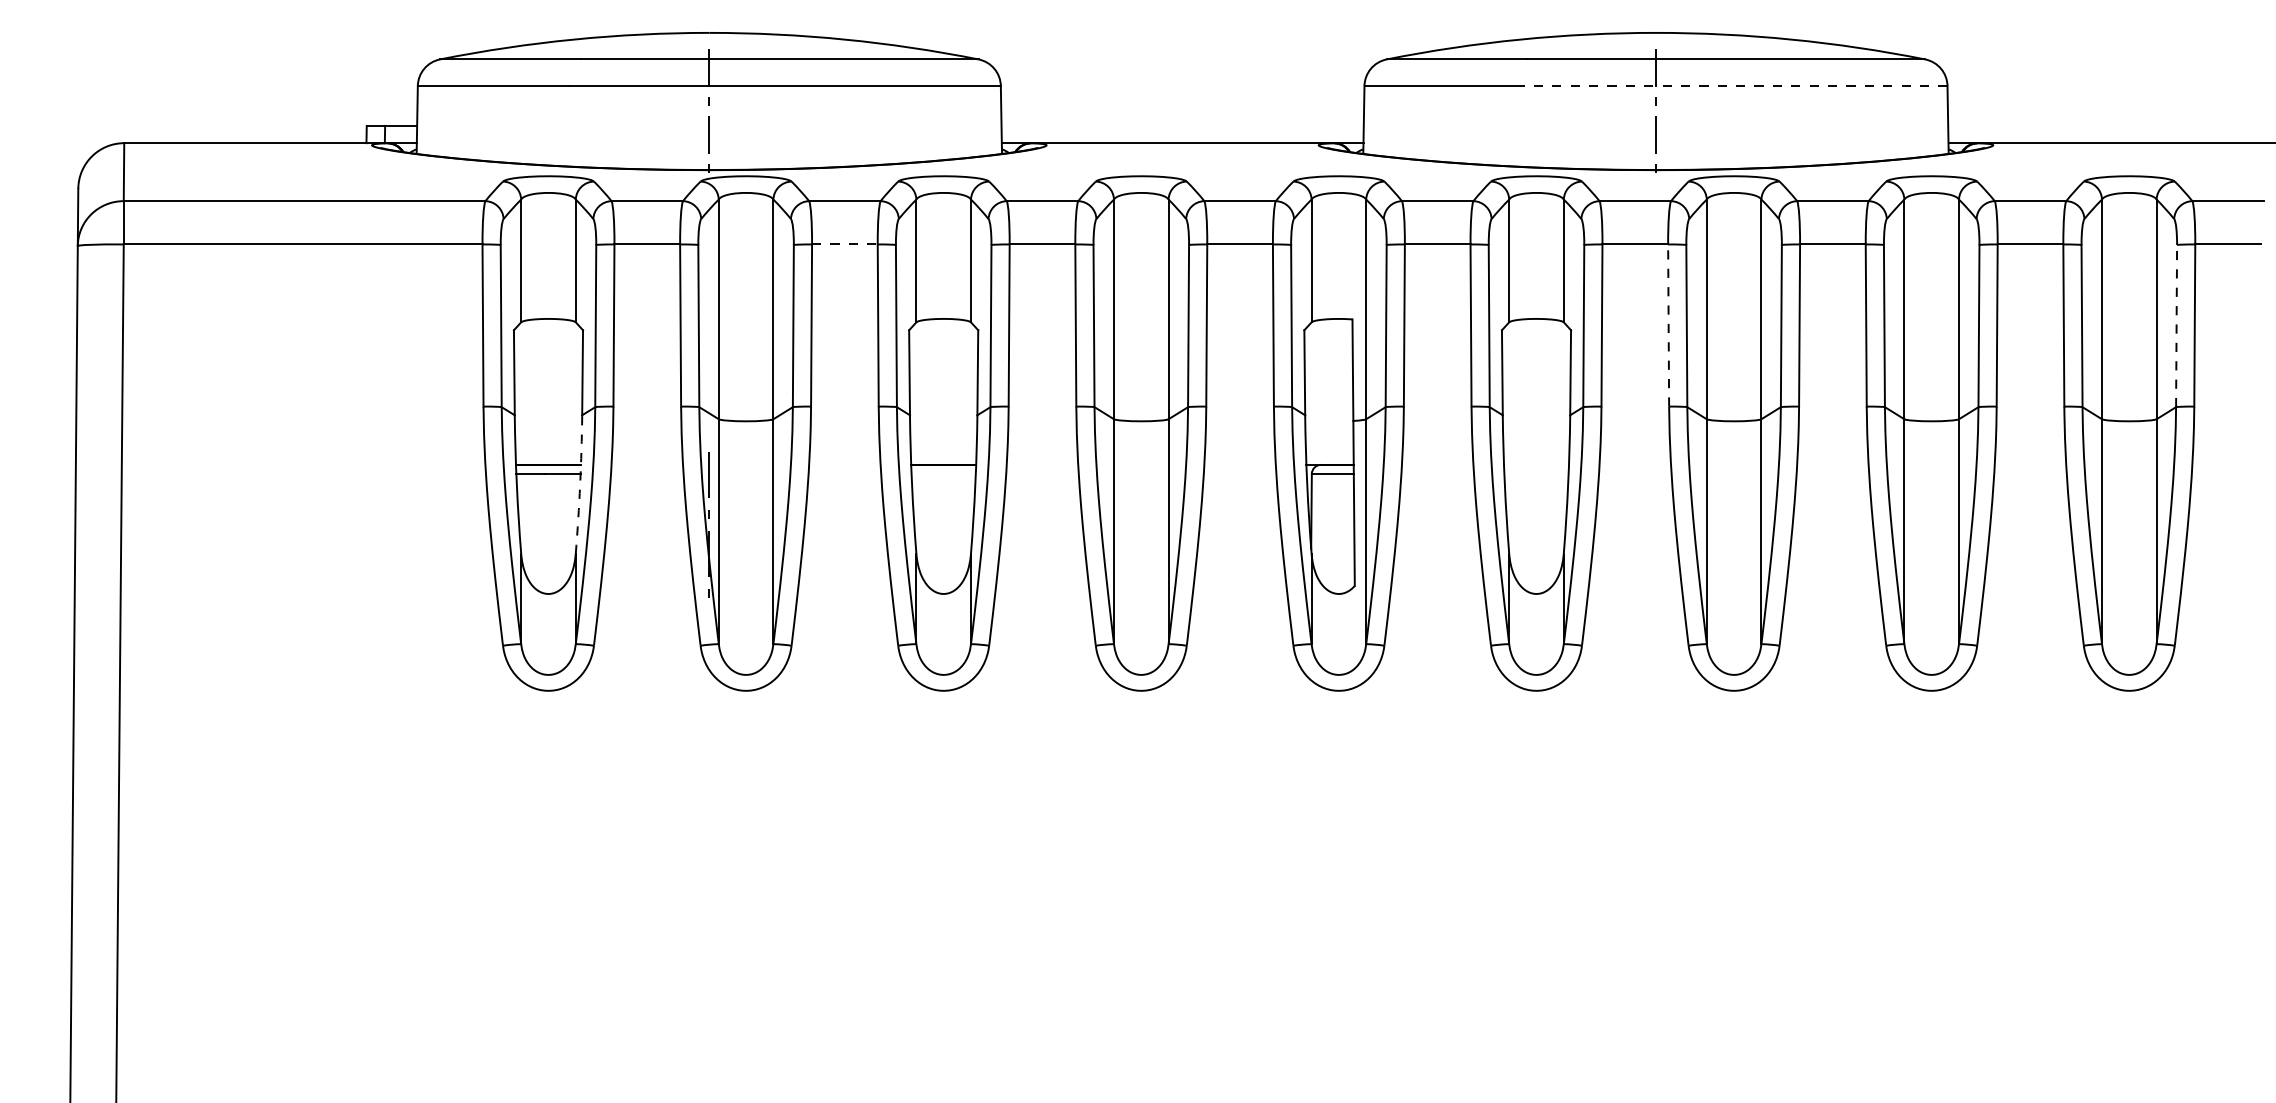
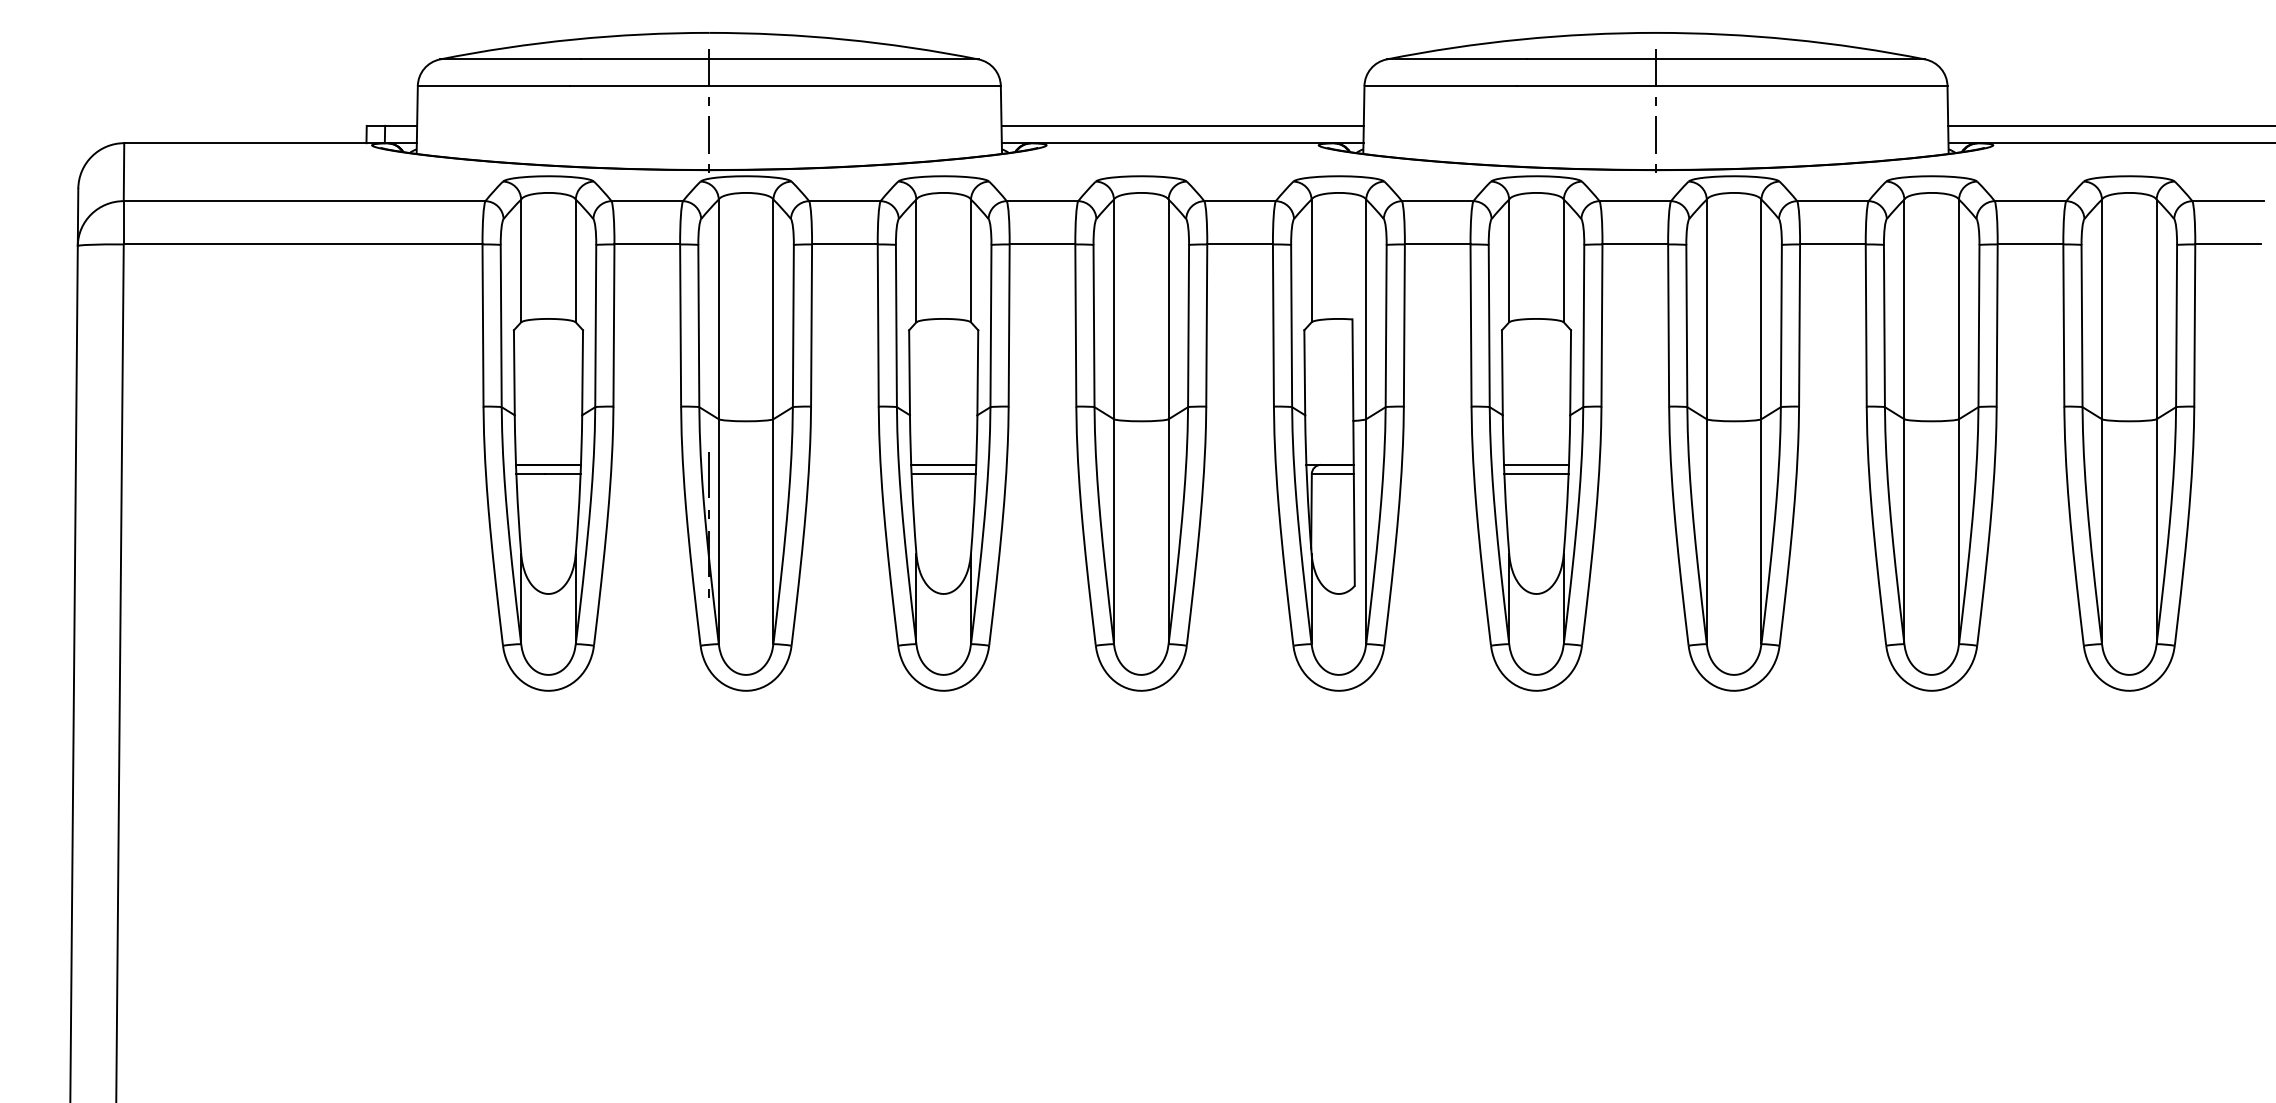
line: dashed -> solid (1731, 86)
line: none -> present (1182, 125)
line: none -> present (2110, 125)
line: dashed -> solid (844, 244)
line: dashed -> solid (1668, 325)
line: dashed -> solid (2176, 325)
line: none -> present (1536, 464)
line: none -> present (943, 473)
line: none -> present (1536, 473)
arc: dashed -> solid (580, 484)
